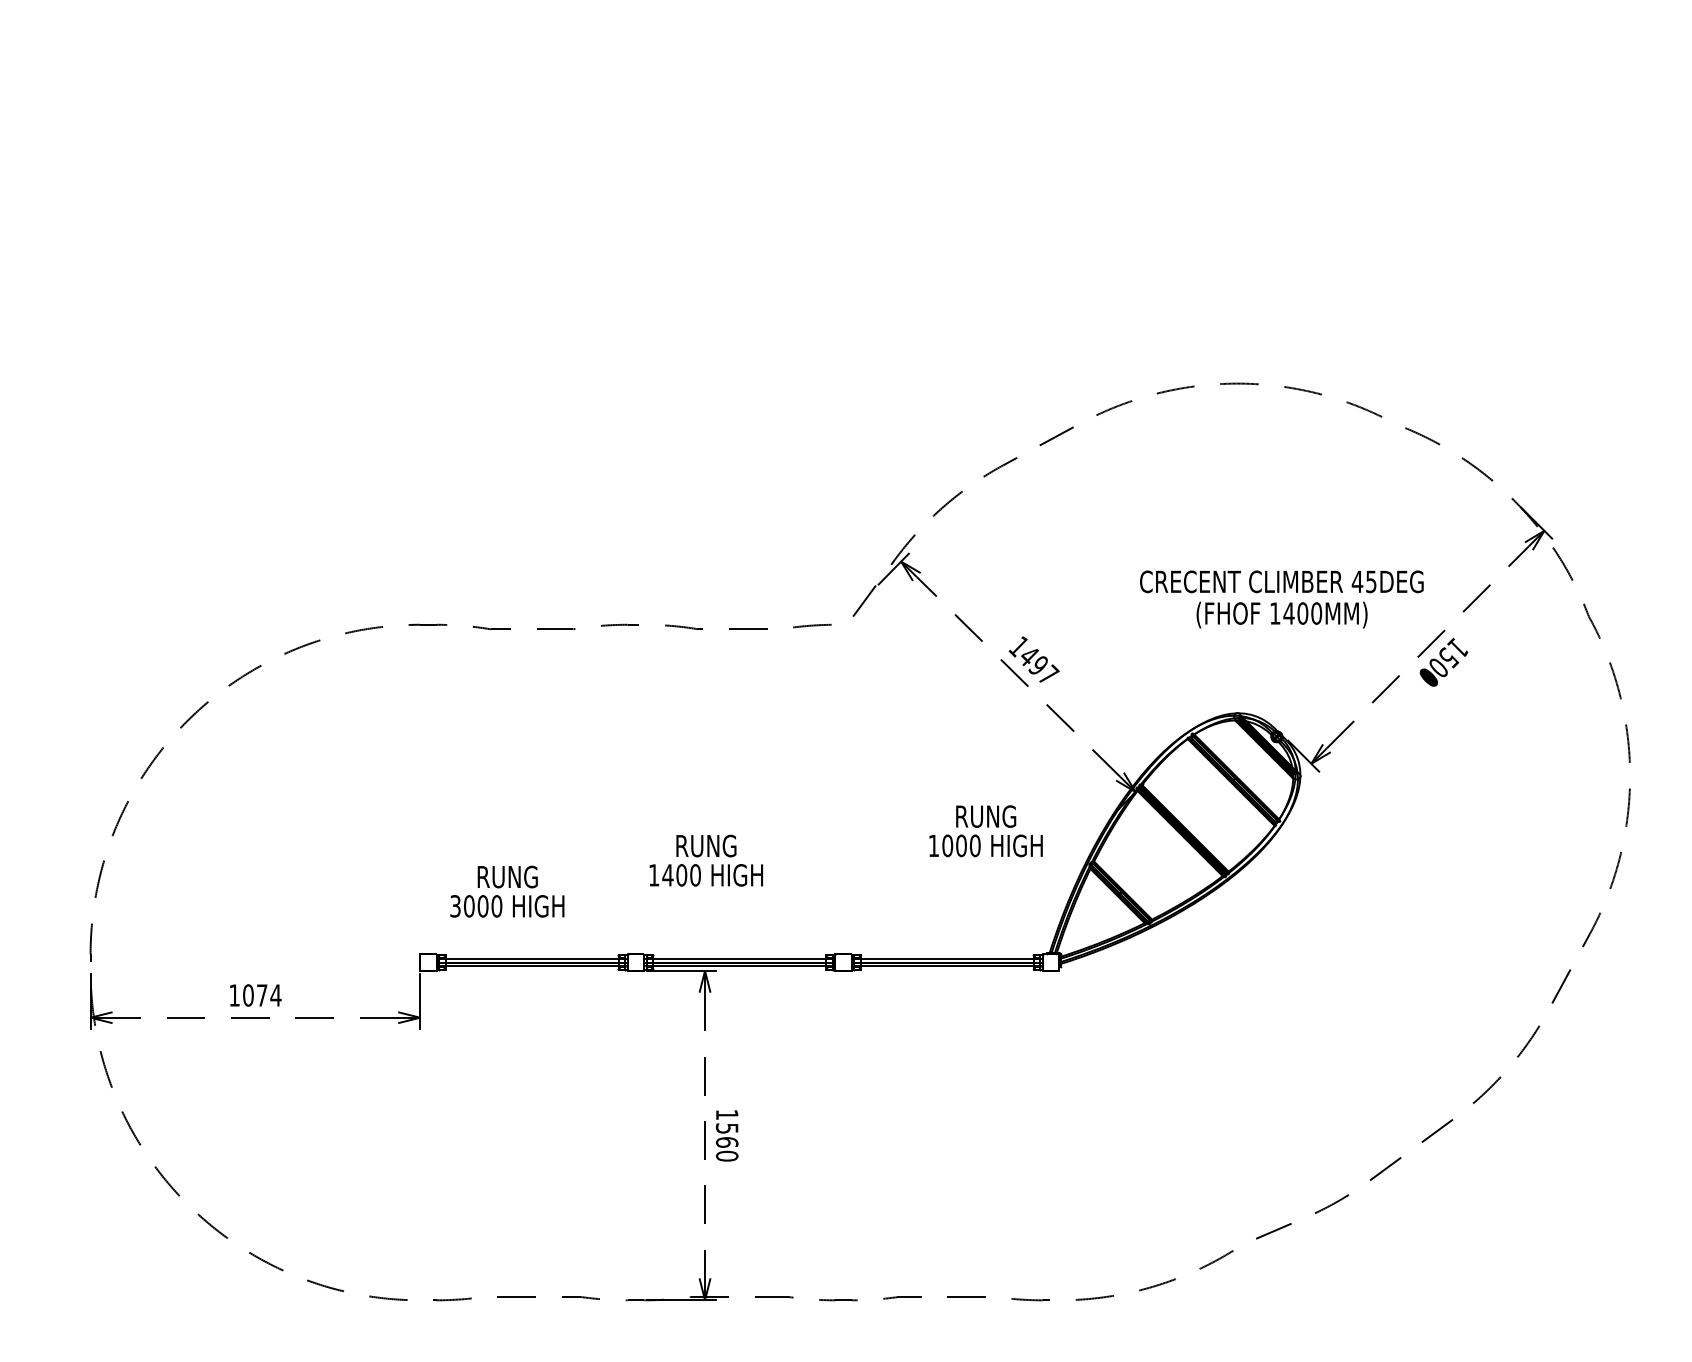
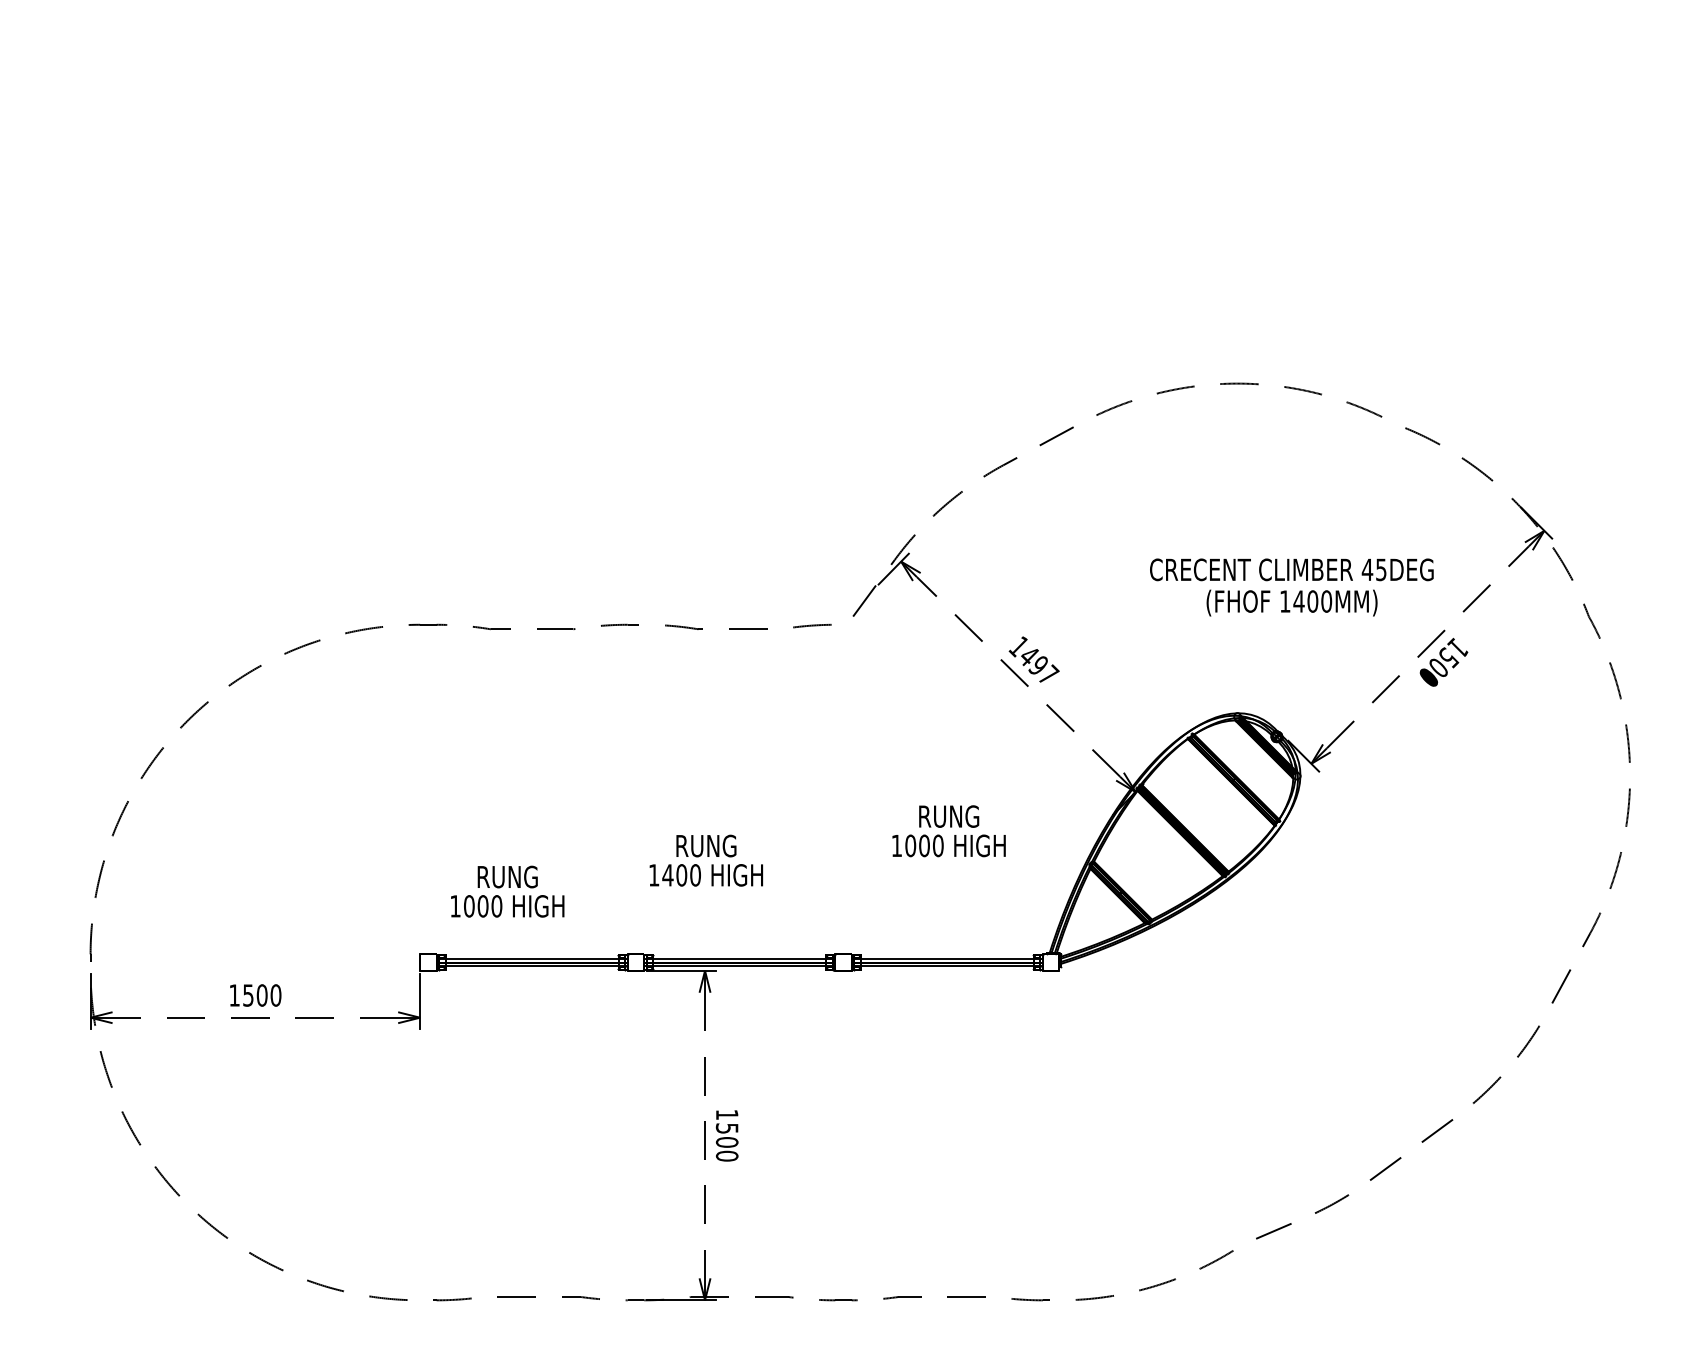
text position: (1281, 599) -> (1291, 587) (1291, 587)
text position: (985, 831) -> (948, 831) (948, 831)
text: 3000 -> 1000 (455, 906)
text: 1074 -> 1500 (262, 995)
text: 1560 -> 1500 (727, 1142)
